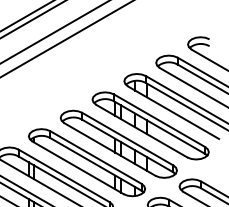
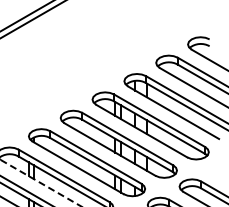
line: present -> none (54, 32)
line: present -> none (66, 39)
line: solid -> dashed (41, 183)
